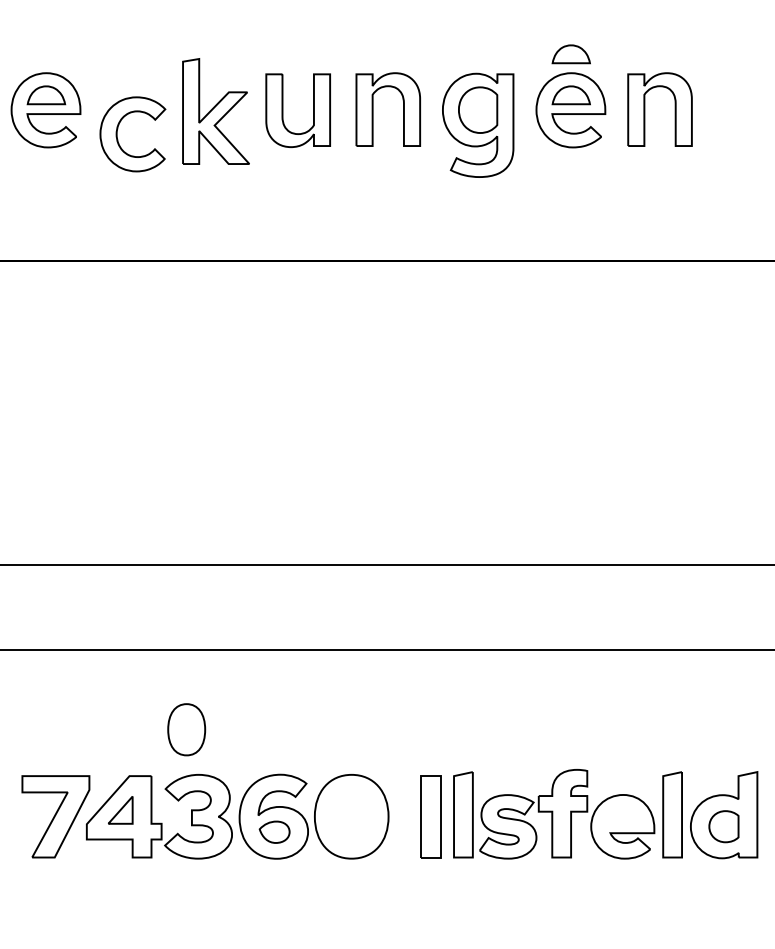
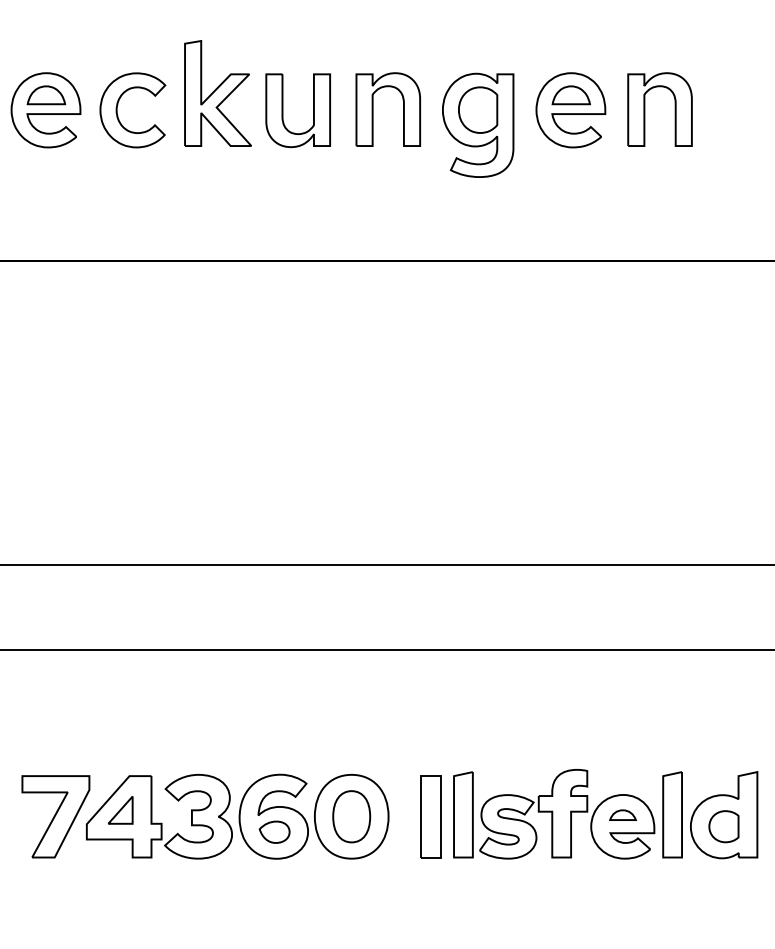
part: present -> none (570, 54)
part position: (215, 111) -> (217, 93) (217, 93)
part position: (118, 139) -> (118, 115) (118, 115)
part position: (186, 729) -> (351, 816) (351, 816)
part: none -> present (622, 814)
